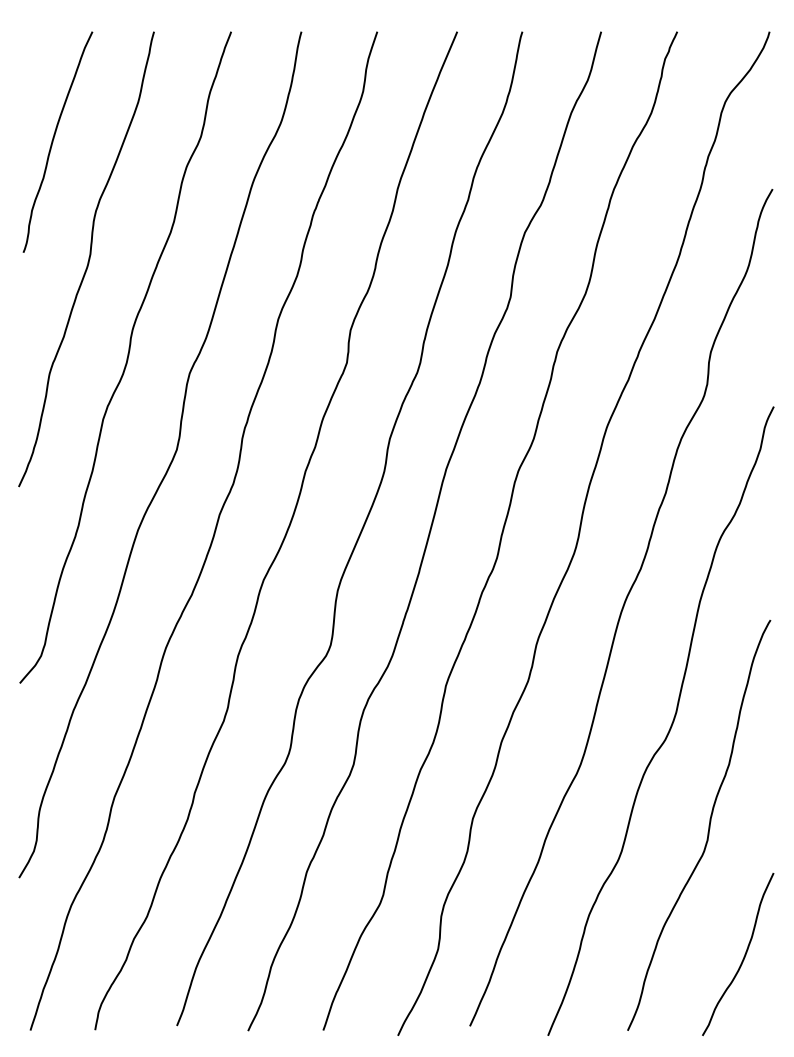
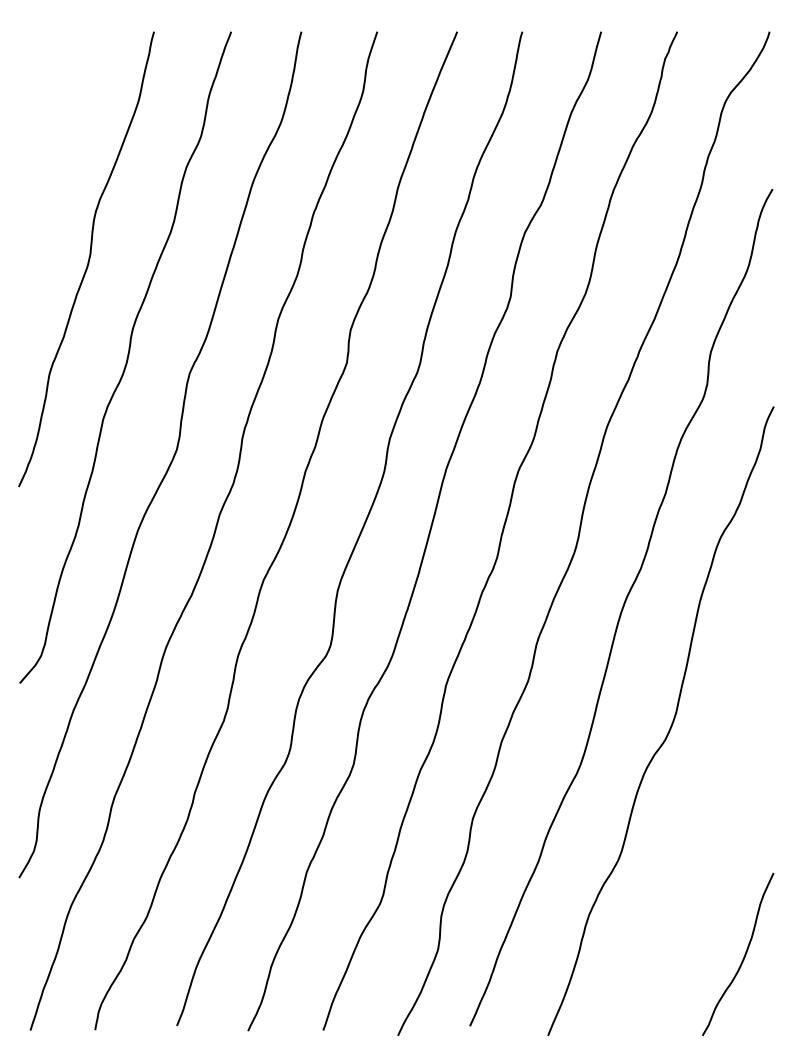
curve: present -> none (54, 139)
curve: present -> none (708, 825)
